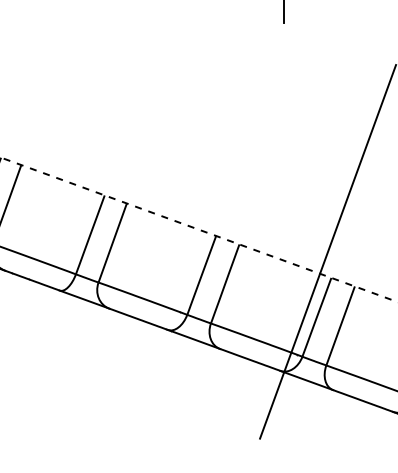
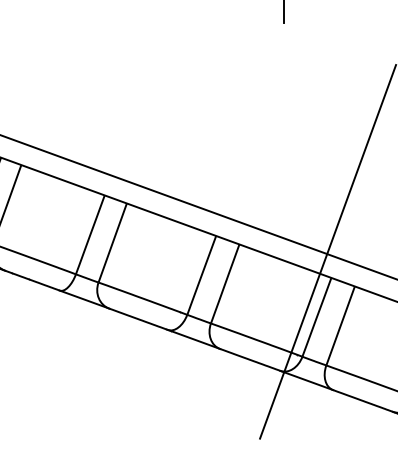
line: none -> present (198, 206)
line: dashed -> solid (198, 229)
